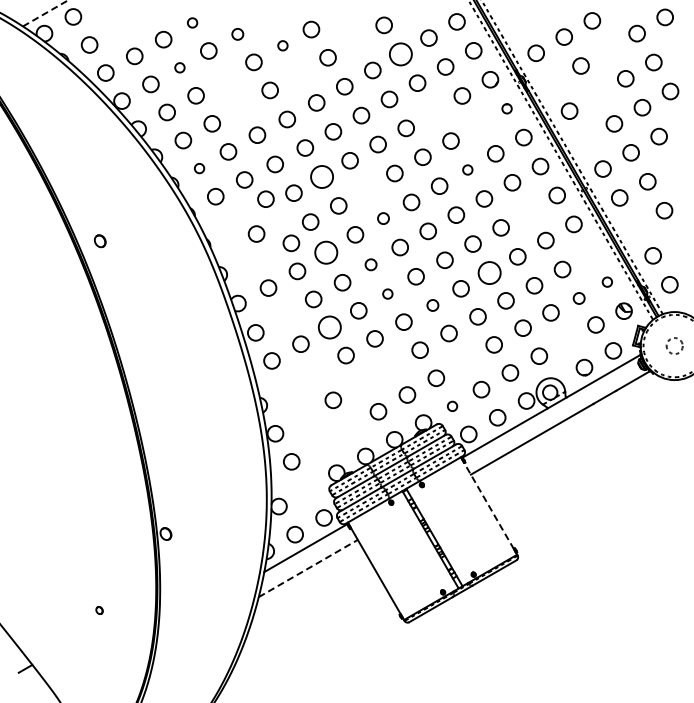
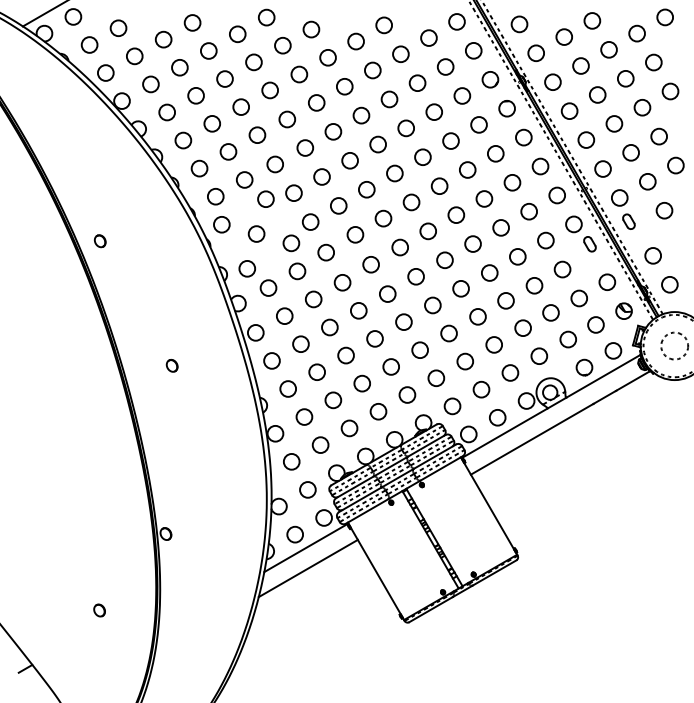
line: dashed -> solid (46, 13)
circle: none -> present (266, 17)
circle size: 12x12 px -> 19x18 px (192, 22)
circle: none -> present (519, 24)
circle: none -> present (118, 27)
circle size: 14x13 px -> 18x19 px (237, 34)
circle: none -> present (355, 41)
circle size: 12x12 px -> 18x18 px (282, 45)
circle: none -> present (608, 49)
circle size: 24x25 px -> 18x18 px (400, 53)
circle size: 12x12 px -> 18x18 px (179, 67)
circle: none -> present (299, 74)
circle: none -> present (224, 78)
circle: none -> present (552, 81)
circle: none -> present (597, 94)
circle: none -> present (240, 106)
circle size: 12x12 px -> 18x18 px (506, 108)
circle: none -> present (433, 111)
circle: none -> present (478, 124)
circle: none -> present (586, 139)
circle: none -> present (675, 165)
circle size: 12x12 px -> 19x19 px (199, 168)
circle size: 12x12 px -> 18x18 px (467, 169)
circle size: 24x24 px -> 18x18 px (321, 176)
circle: none -> present (366, 189)
circle: none -> present (528, 211)
circle size: 13x13 px -> 19x19 px (383, 218)
part: none -> present (628, 221)
circle: none -> present (221, 224)
part: none -> present (589, 244)
circle size: 25x25 px -> 18x19 px (325, 252)
circle size: 14x14 px -> 18x18 px (370, 264)
circle: none -> present (246, 268)
circle size: 25x24 px -> 18x18 px (489, 272)
circle size: 12x12 px -> 19x18 px (607, 281)
circle size: 12x12 px -> 18x18 px (387, 293)
circle size: 14x13 px -> 18x19 px (578, 298)
circle size: 14x13 px -> 18x19 px (432, 305)
circle: none -> present (284, 315)
circle size: 24x25 px -> 18x19 px (329, 327)
circle: none -> present (567, 339)
circle diameter: 16 px -> 27 px (674, 345)
circle: none -> present (464, 361)
part: none -> present (171, 365)
circle: none -> present (390, 366)
circle: none -> present (316, 371)
circle: none -> present (361, 383)
circle: none -> present (287, 388)
circle size: 13x12 px -> 19x19 px (452, 406)
circle: none -> present (304, 416)
circle: none -> present (349, 428)
circle: none -> present (320, 444)
circle: none -> present (307, 489)
line: dashed -> solid (488, 505)
line: dashed -> solid (308, 568)
part size: 9x9 px -> 13x15 px (99, 610)
